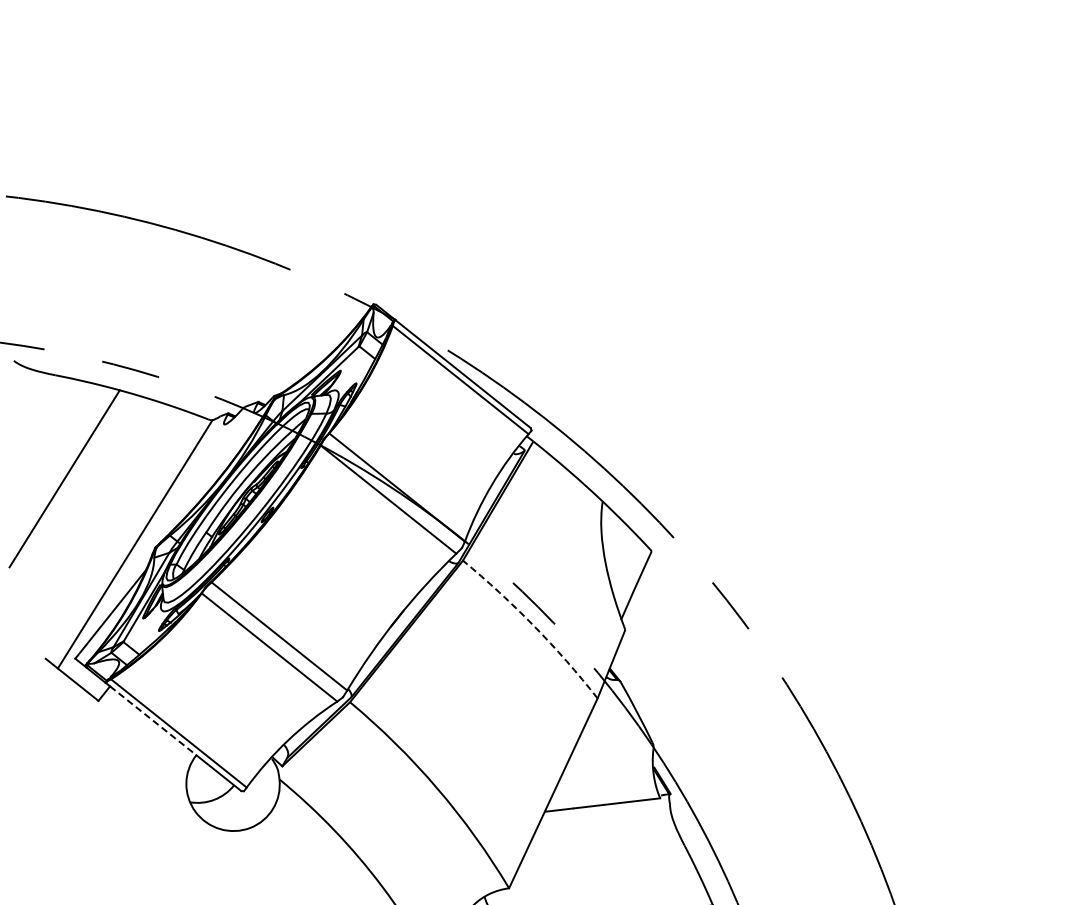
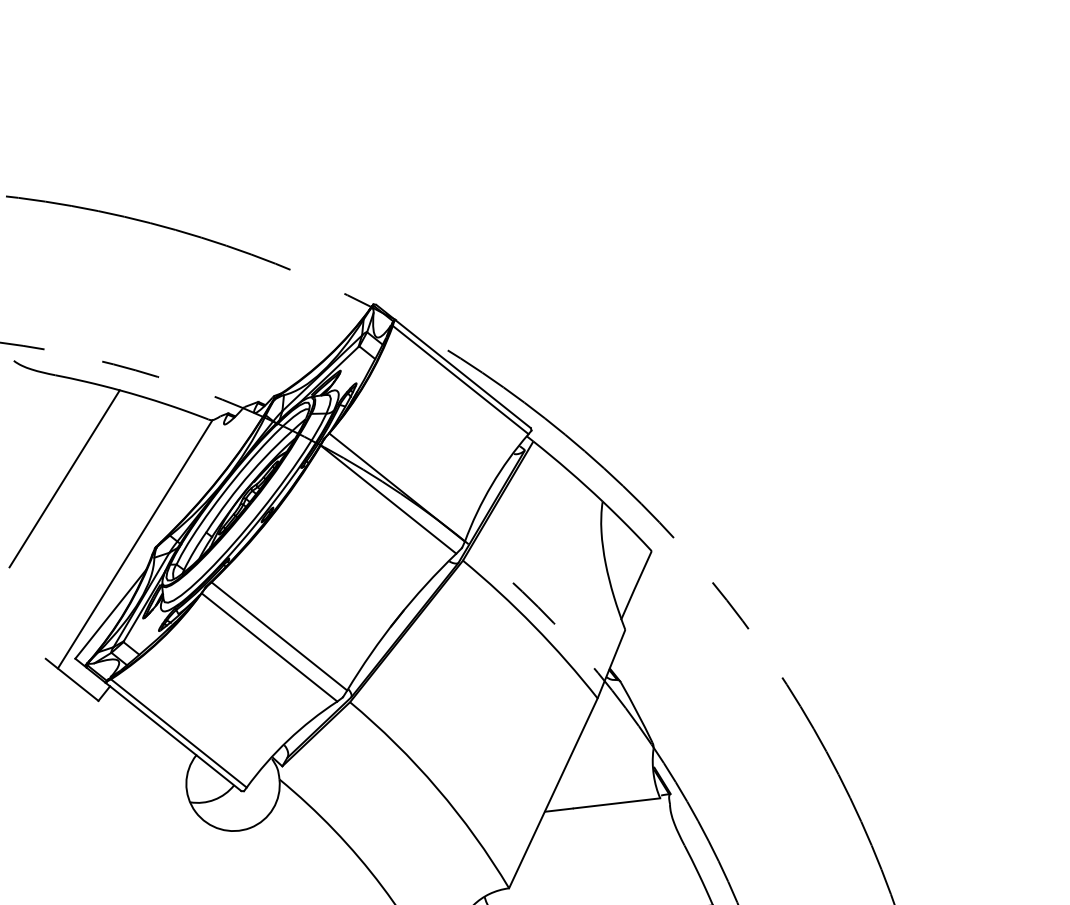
arc: dashed -> solid (533, 625)
line: dashed -> solid (153, 721)
